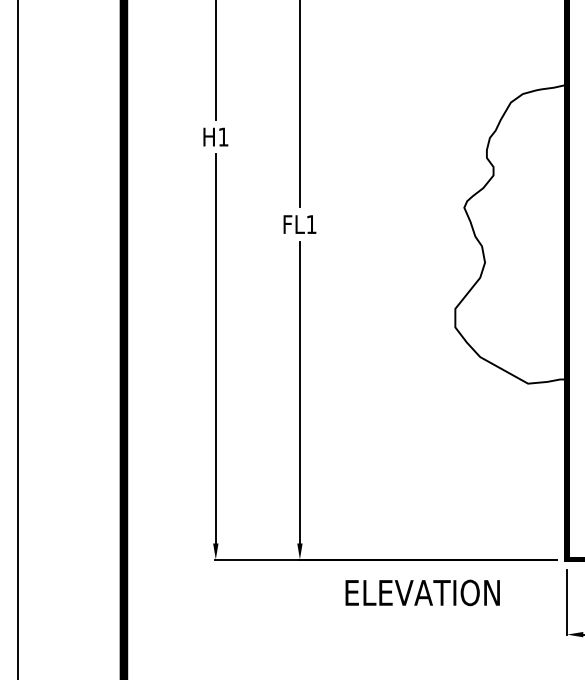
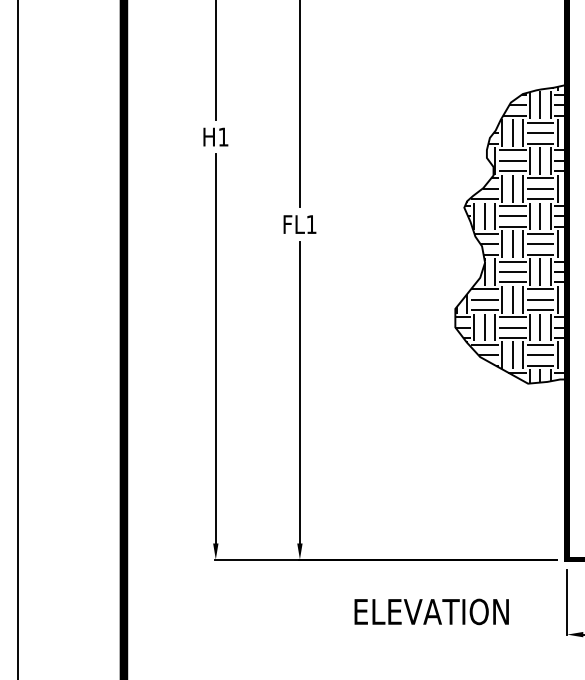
hatch: none -> present (511, 234)
text position: (422, 592) -> (431, 611) (431, 611)
